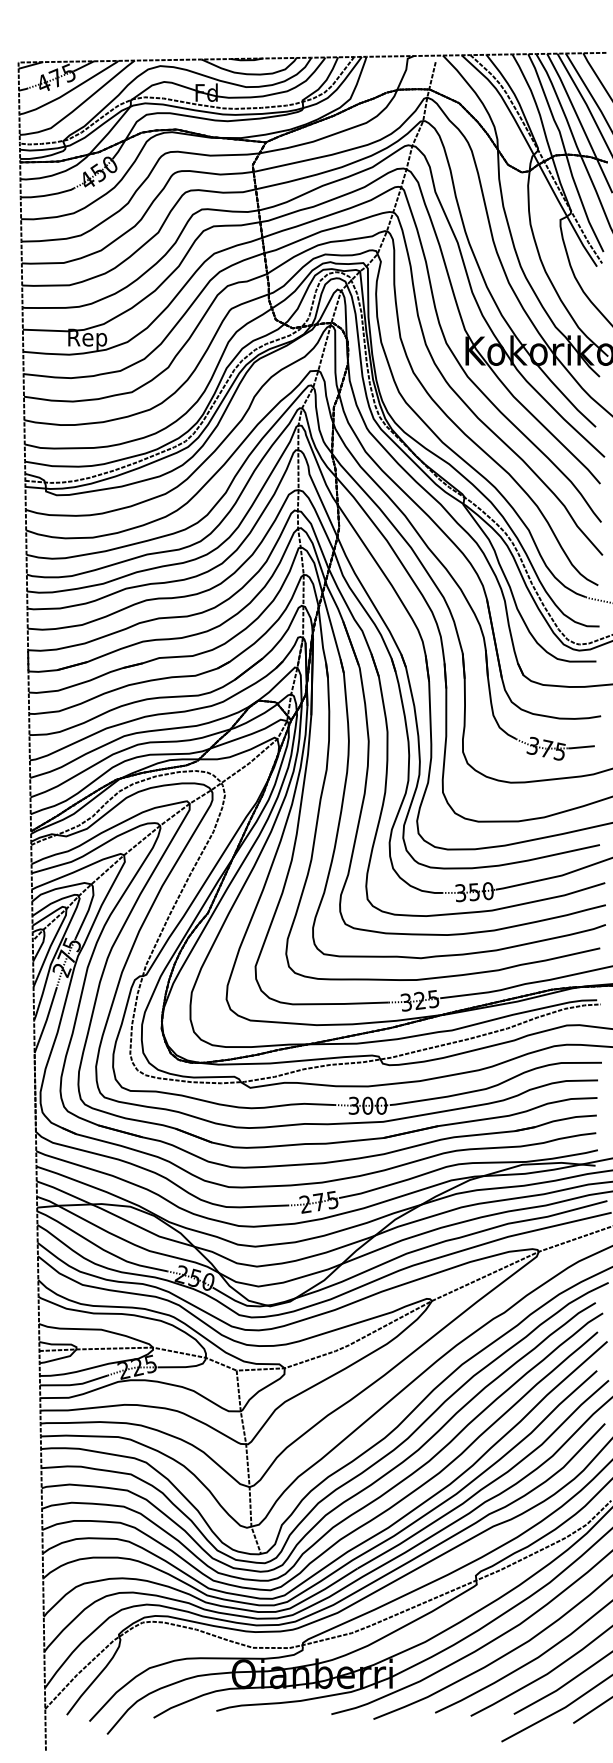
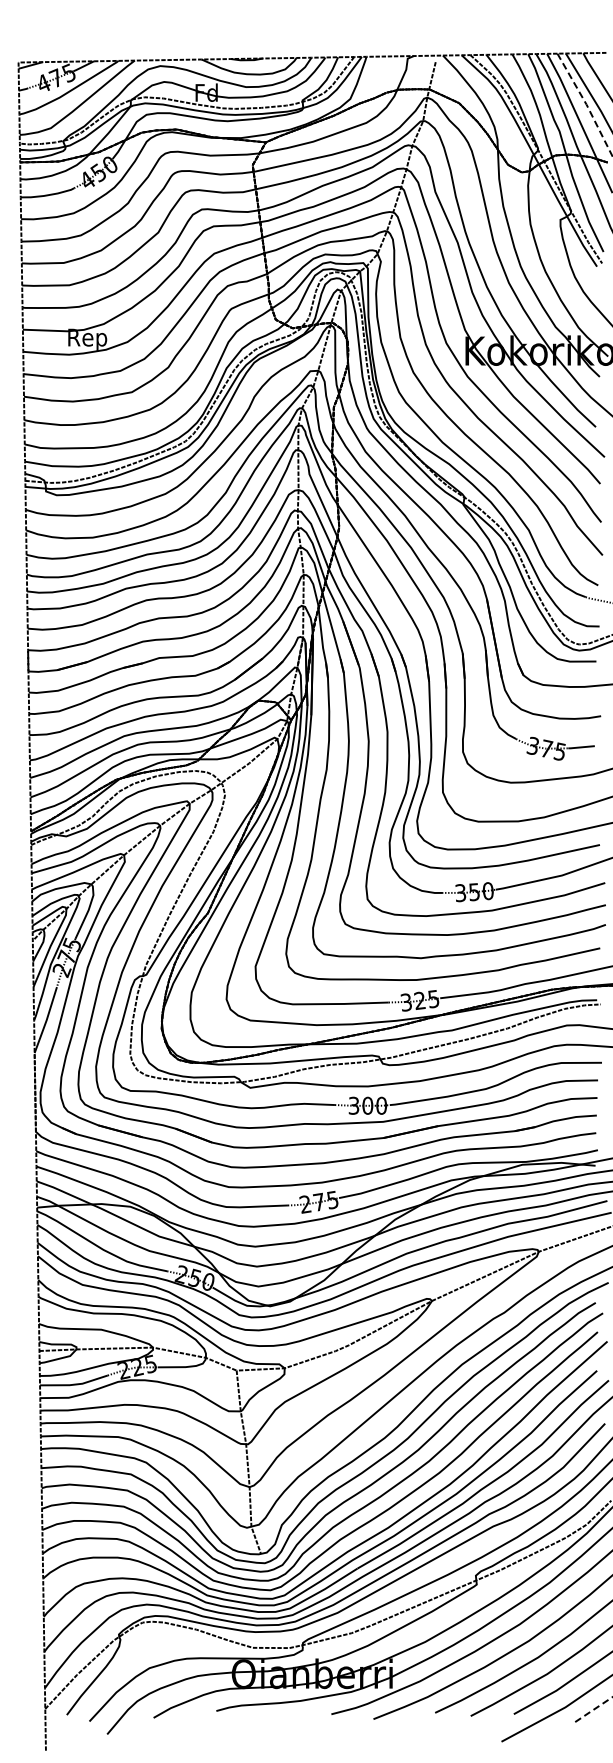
line: solid -> dashed (586, 104)
line: solid -> dashed (592, 1710)
